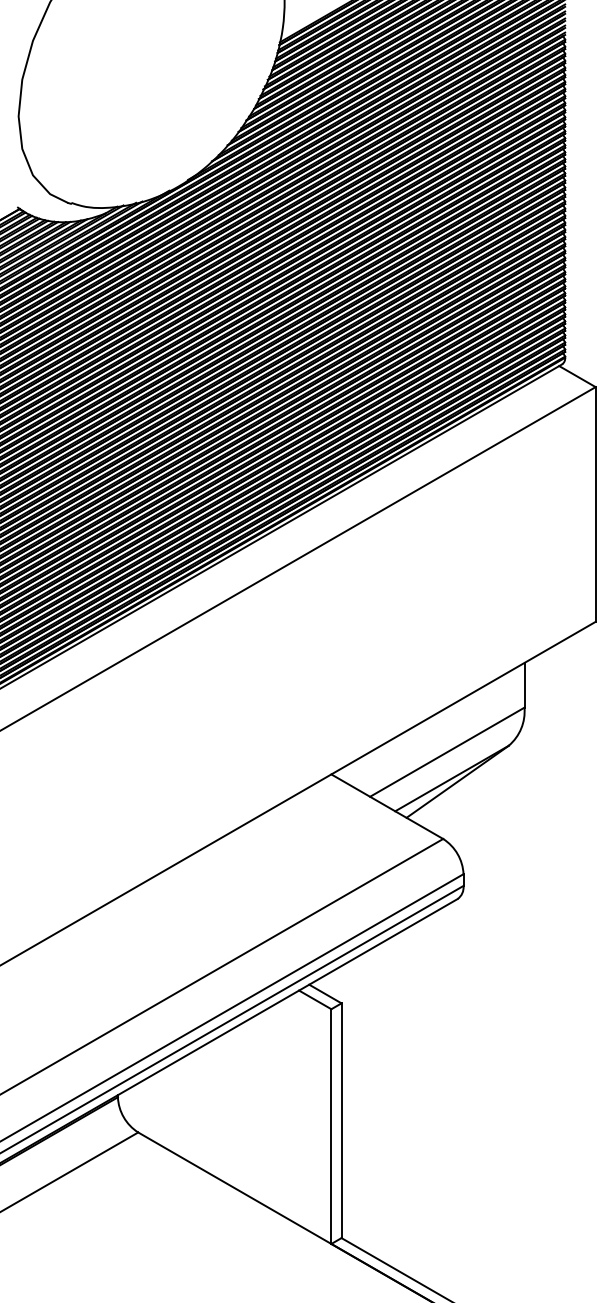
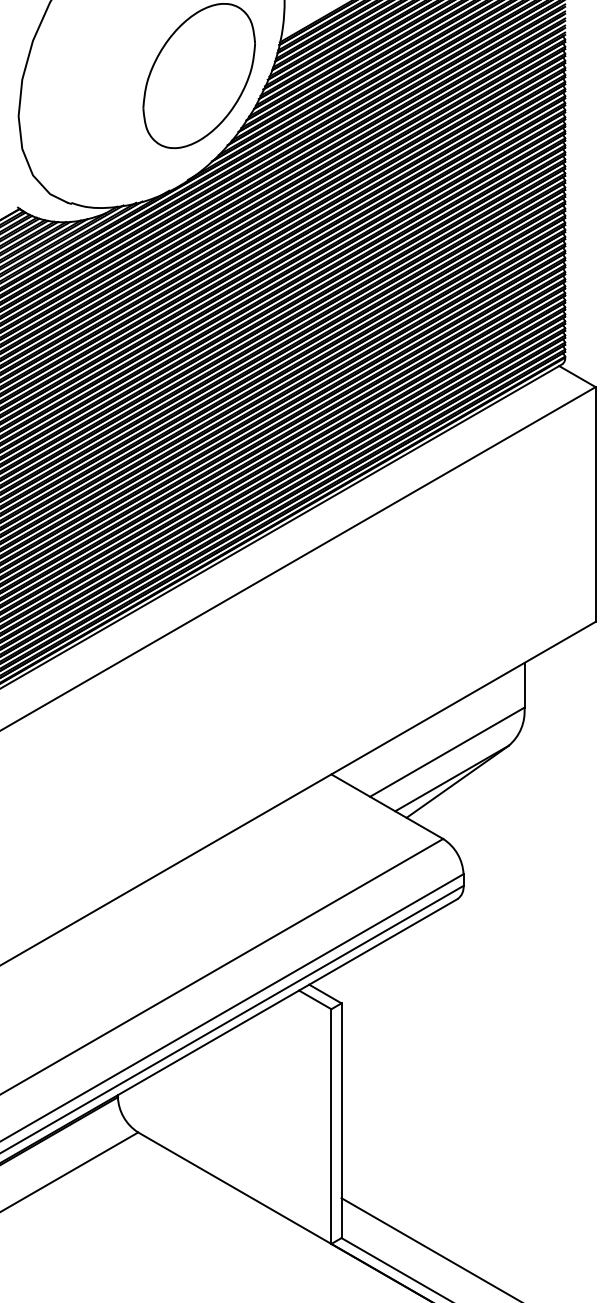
part: none -> present (198, 76)
line: none -> present (429, 1248)
